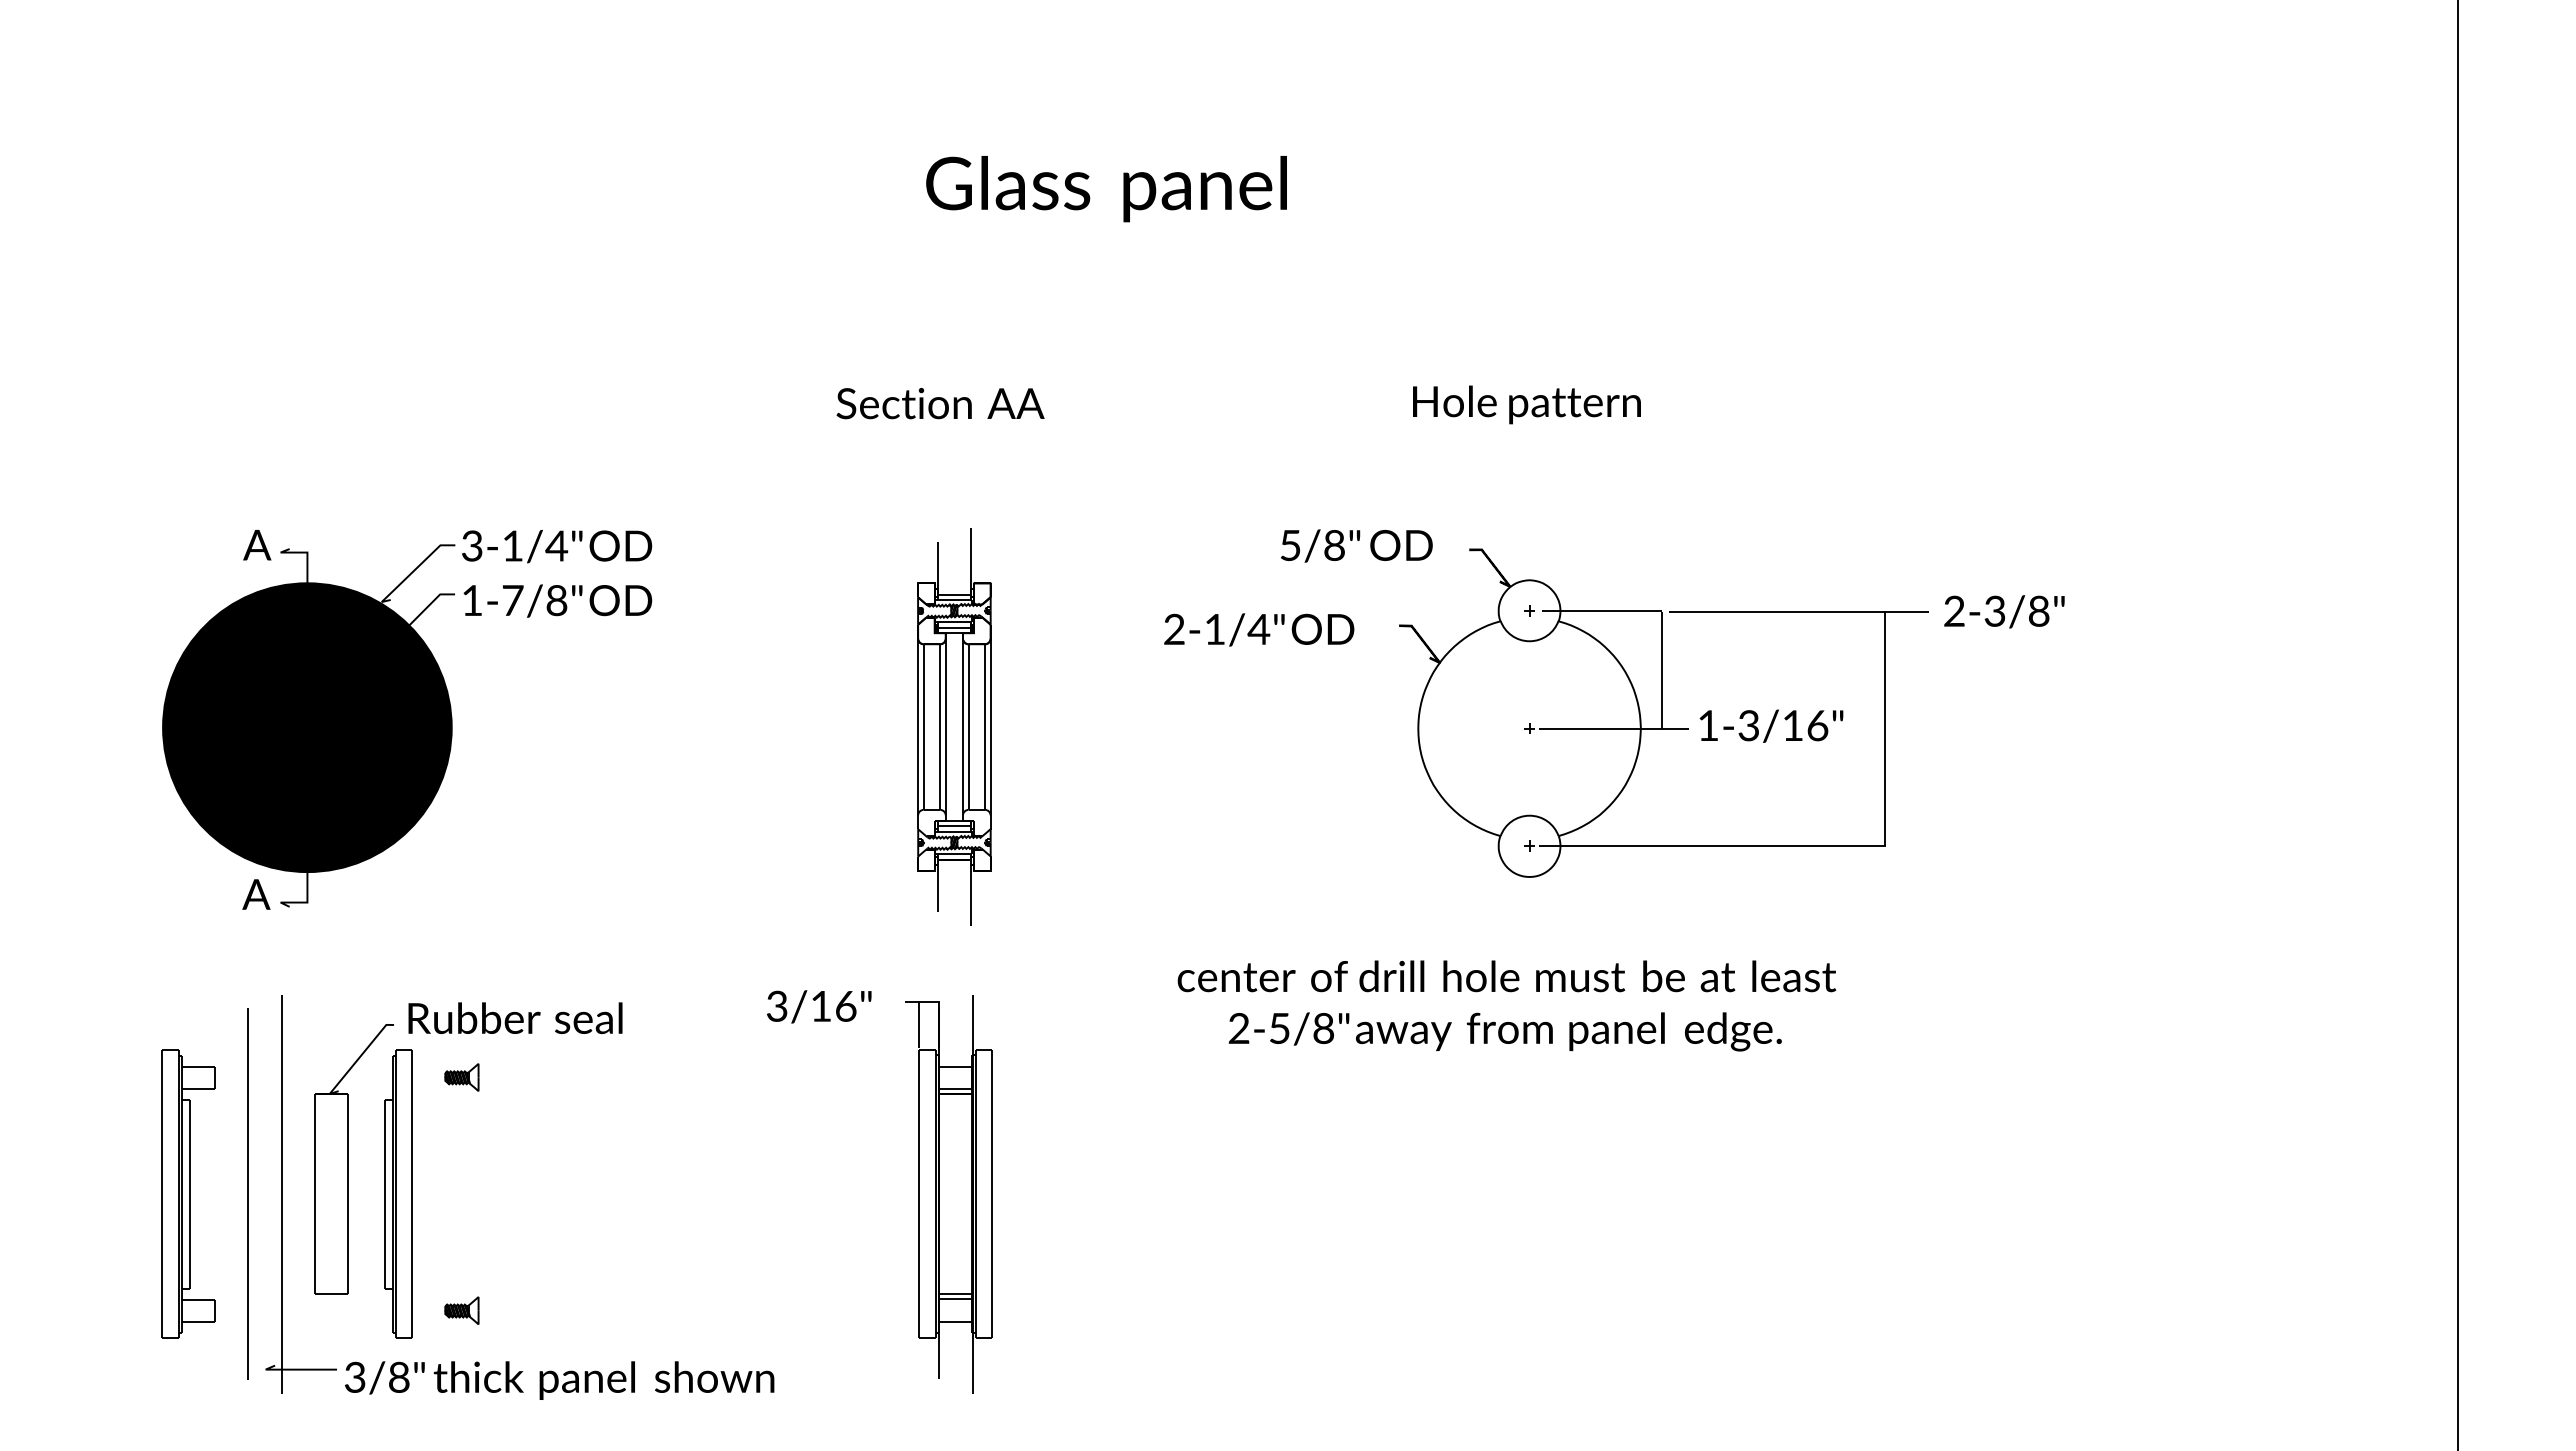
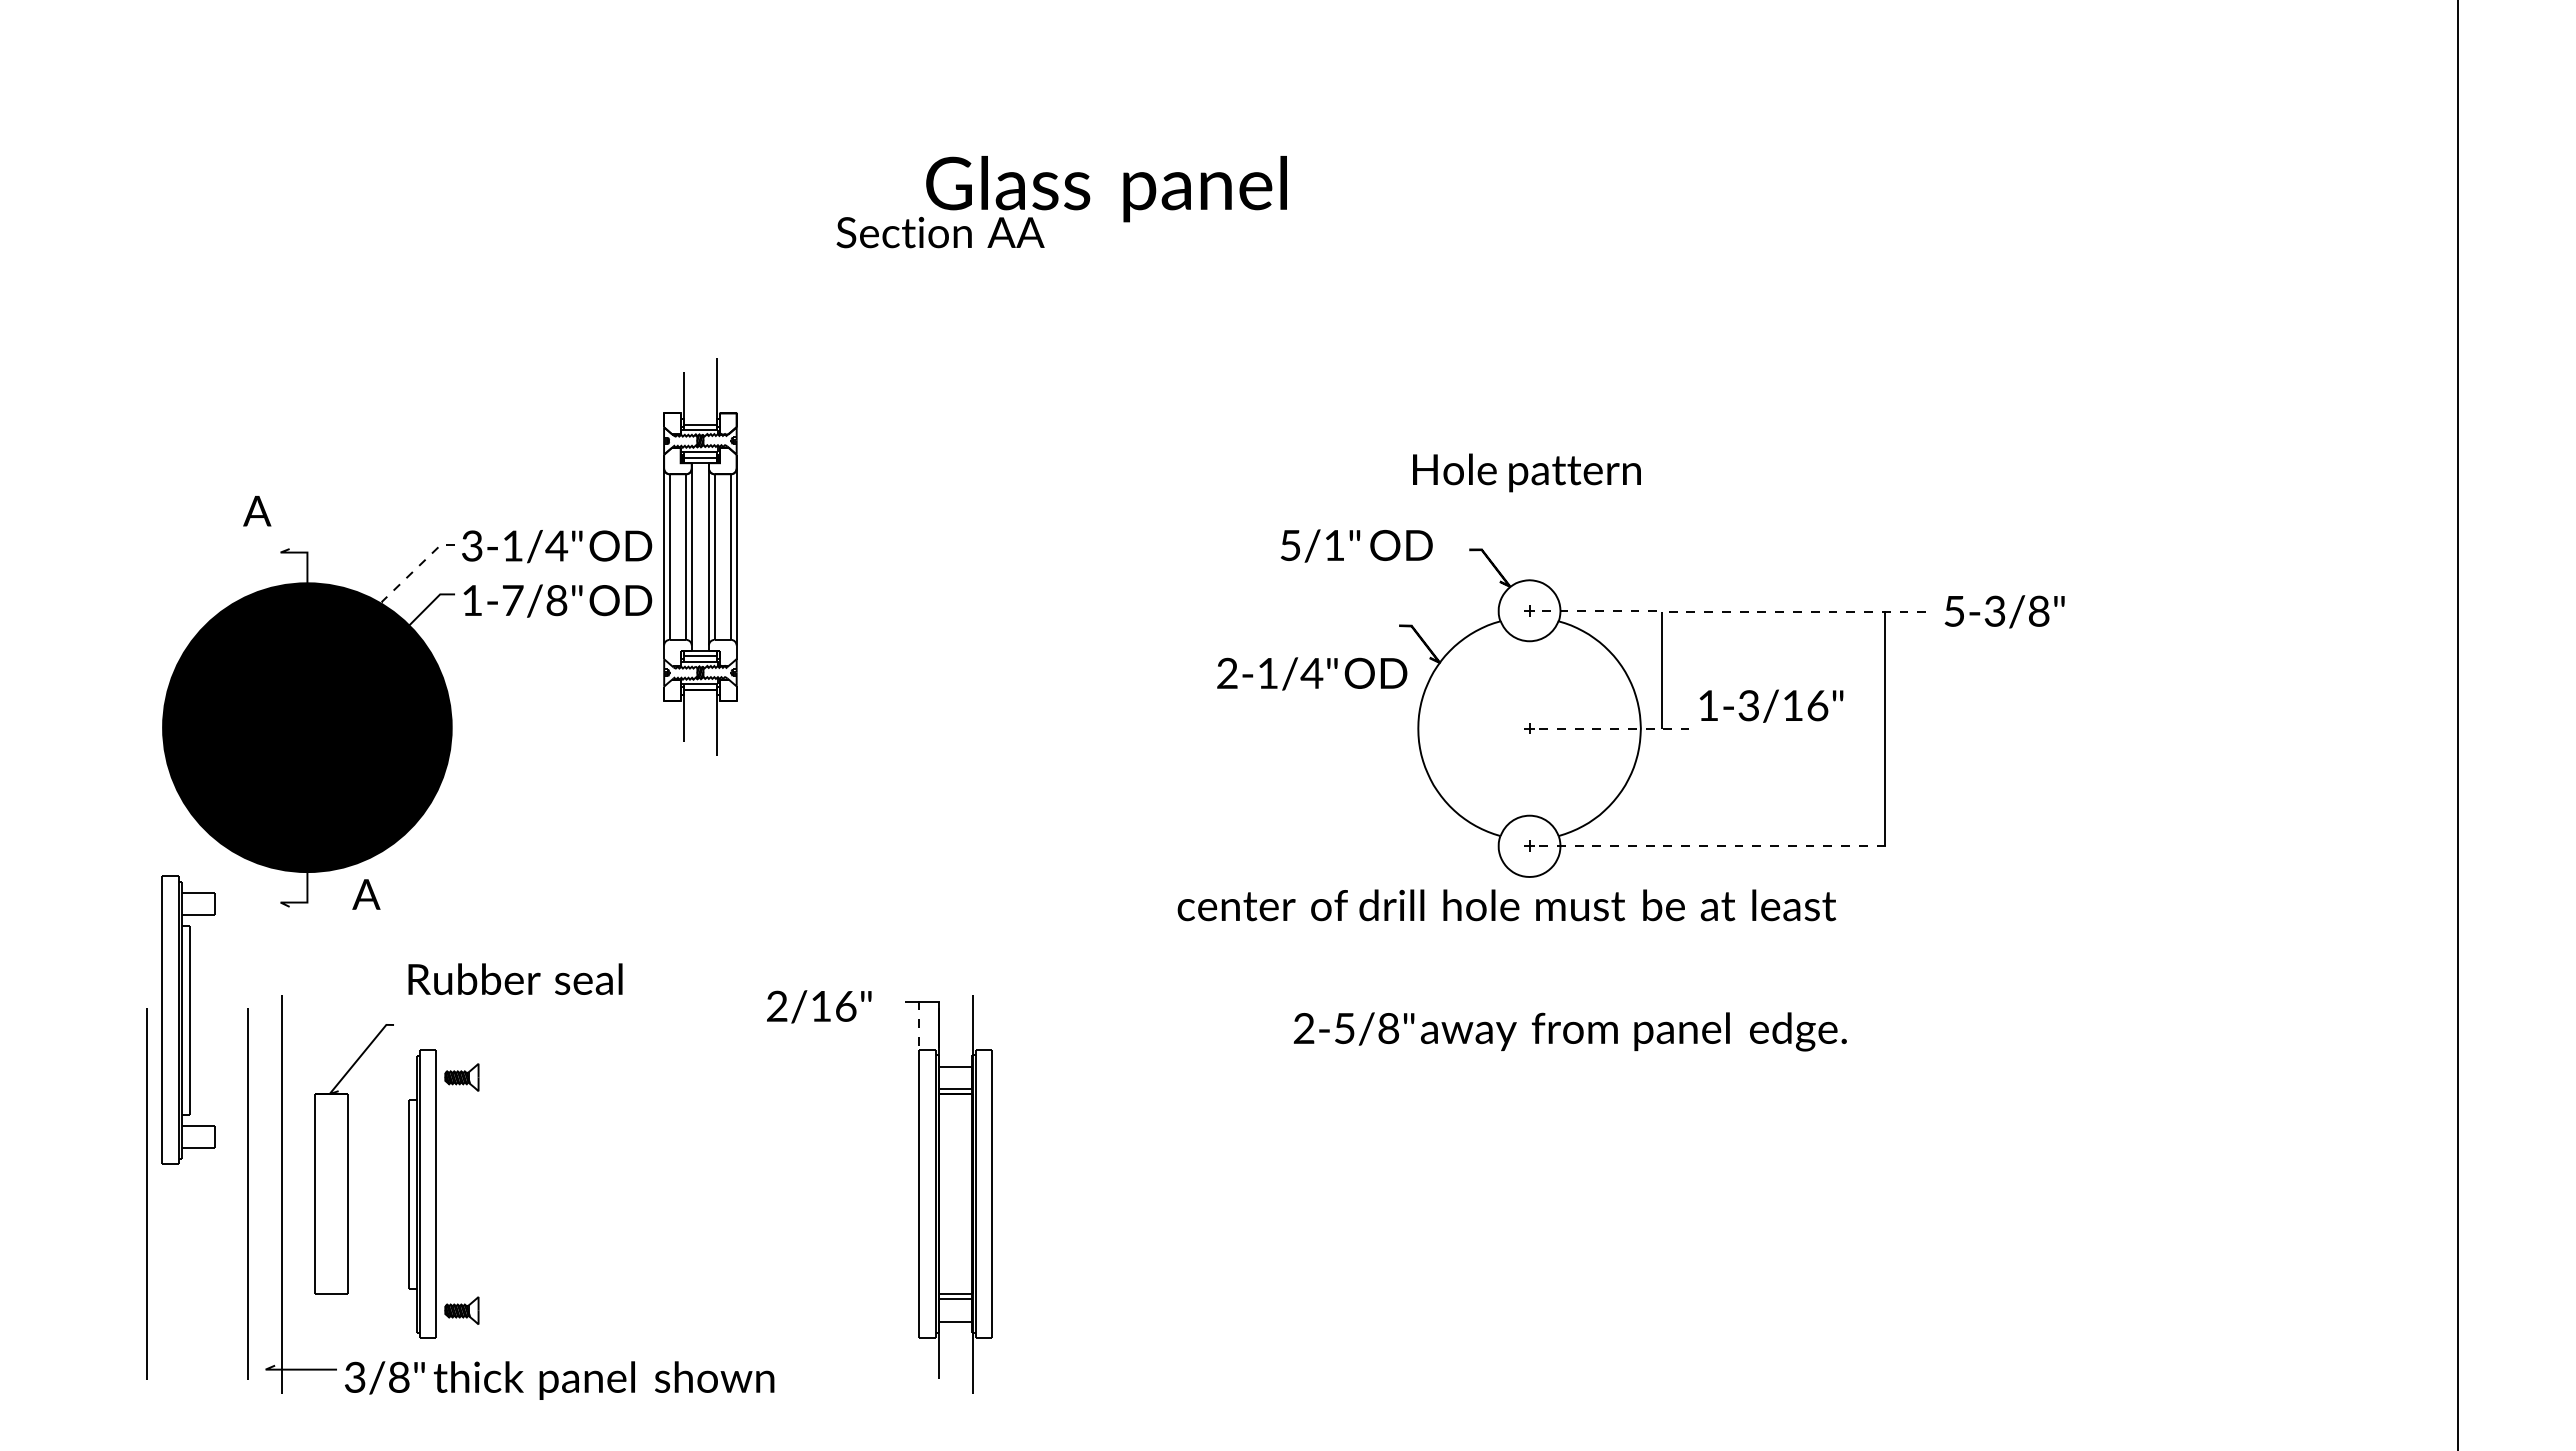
text position: (940, 403) -> (940, 232) (940, 232)
text position: (1526, 404) -> (1526, 472) (1526, 472)
text position: (257, 545) -> (257, 511) (257, 511)
text: 5/8" -> 5/1" (1334, 545)
line: solid -> dashed (412, 572)
text: 2-3/8" -> 5-3/8" (1954, 610)
line: solid -> dashed (1602, 611)
line: solid -> dashed (1798, 611)
text position: (1259, 629) -> (1312, 673) (1312, 673)
text position: (1771, 725) -> (1771, 705) (1771, 705)
part position: (954, 726) -> (700, 556) (700, 556)
line: solid -> dashed (1614, 728)
line: solid -> dashed (1712, 846)
text position: (256, 894) -> (366, 894) (366, 894)
text position: (1506, 976) -> (1506, 905) (1506, 905)
text: 3/16" -> 2/16" (777, 1006)
text position: (515, 1017) -> (515, 978) (515, 978)
line: solid -> dashed (919, 1025)
text position: (1504, 1031) -> (1569, 1031) (1569, 1031)
line: none -> present (146, 1193)
part position: (188, 1193) -> (188, 1019) (188, 1019)
part position: (398, 1193) -> (422, 1193) (422, 1193)
